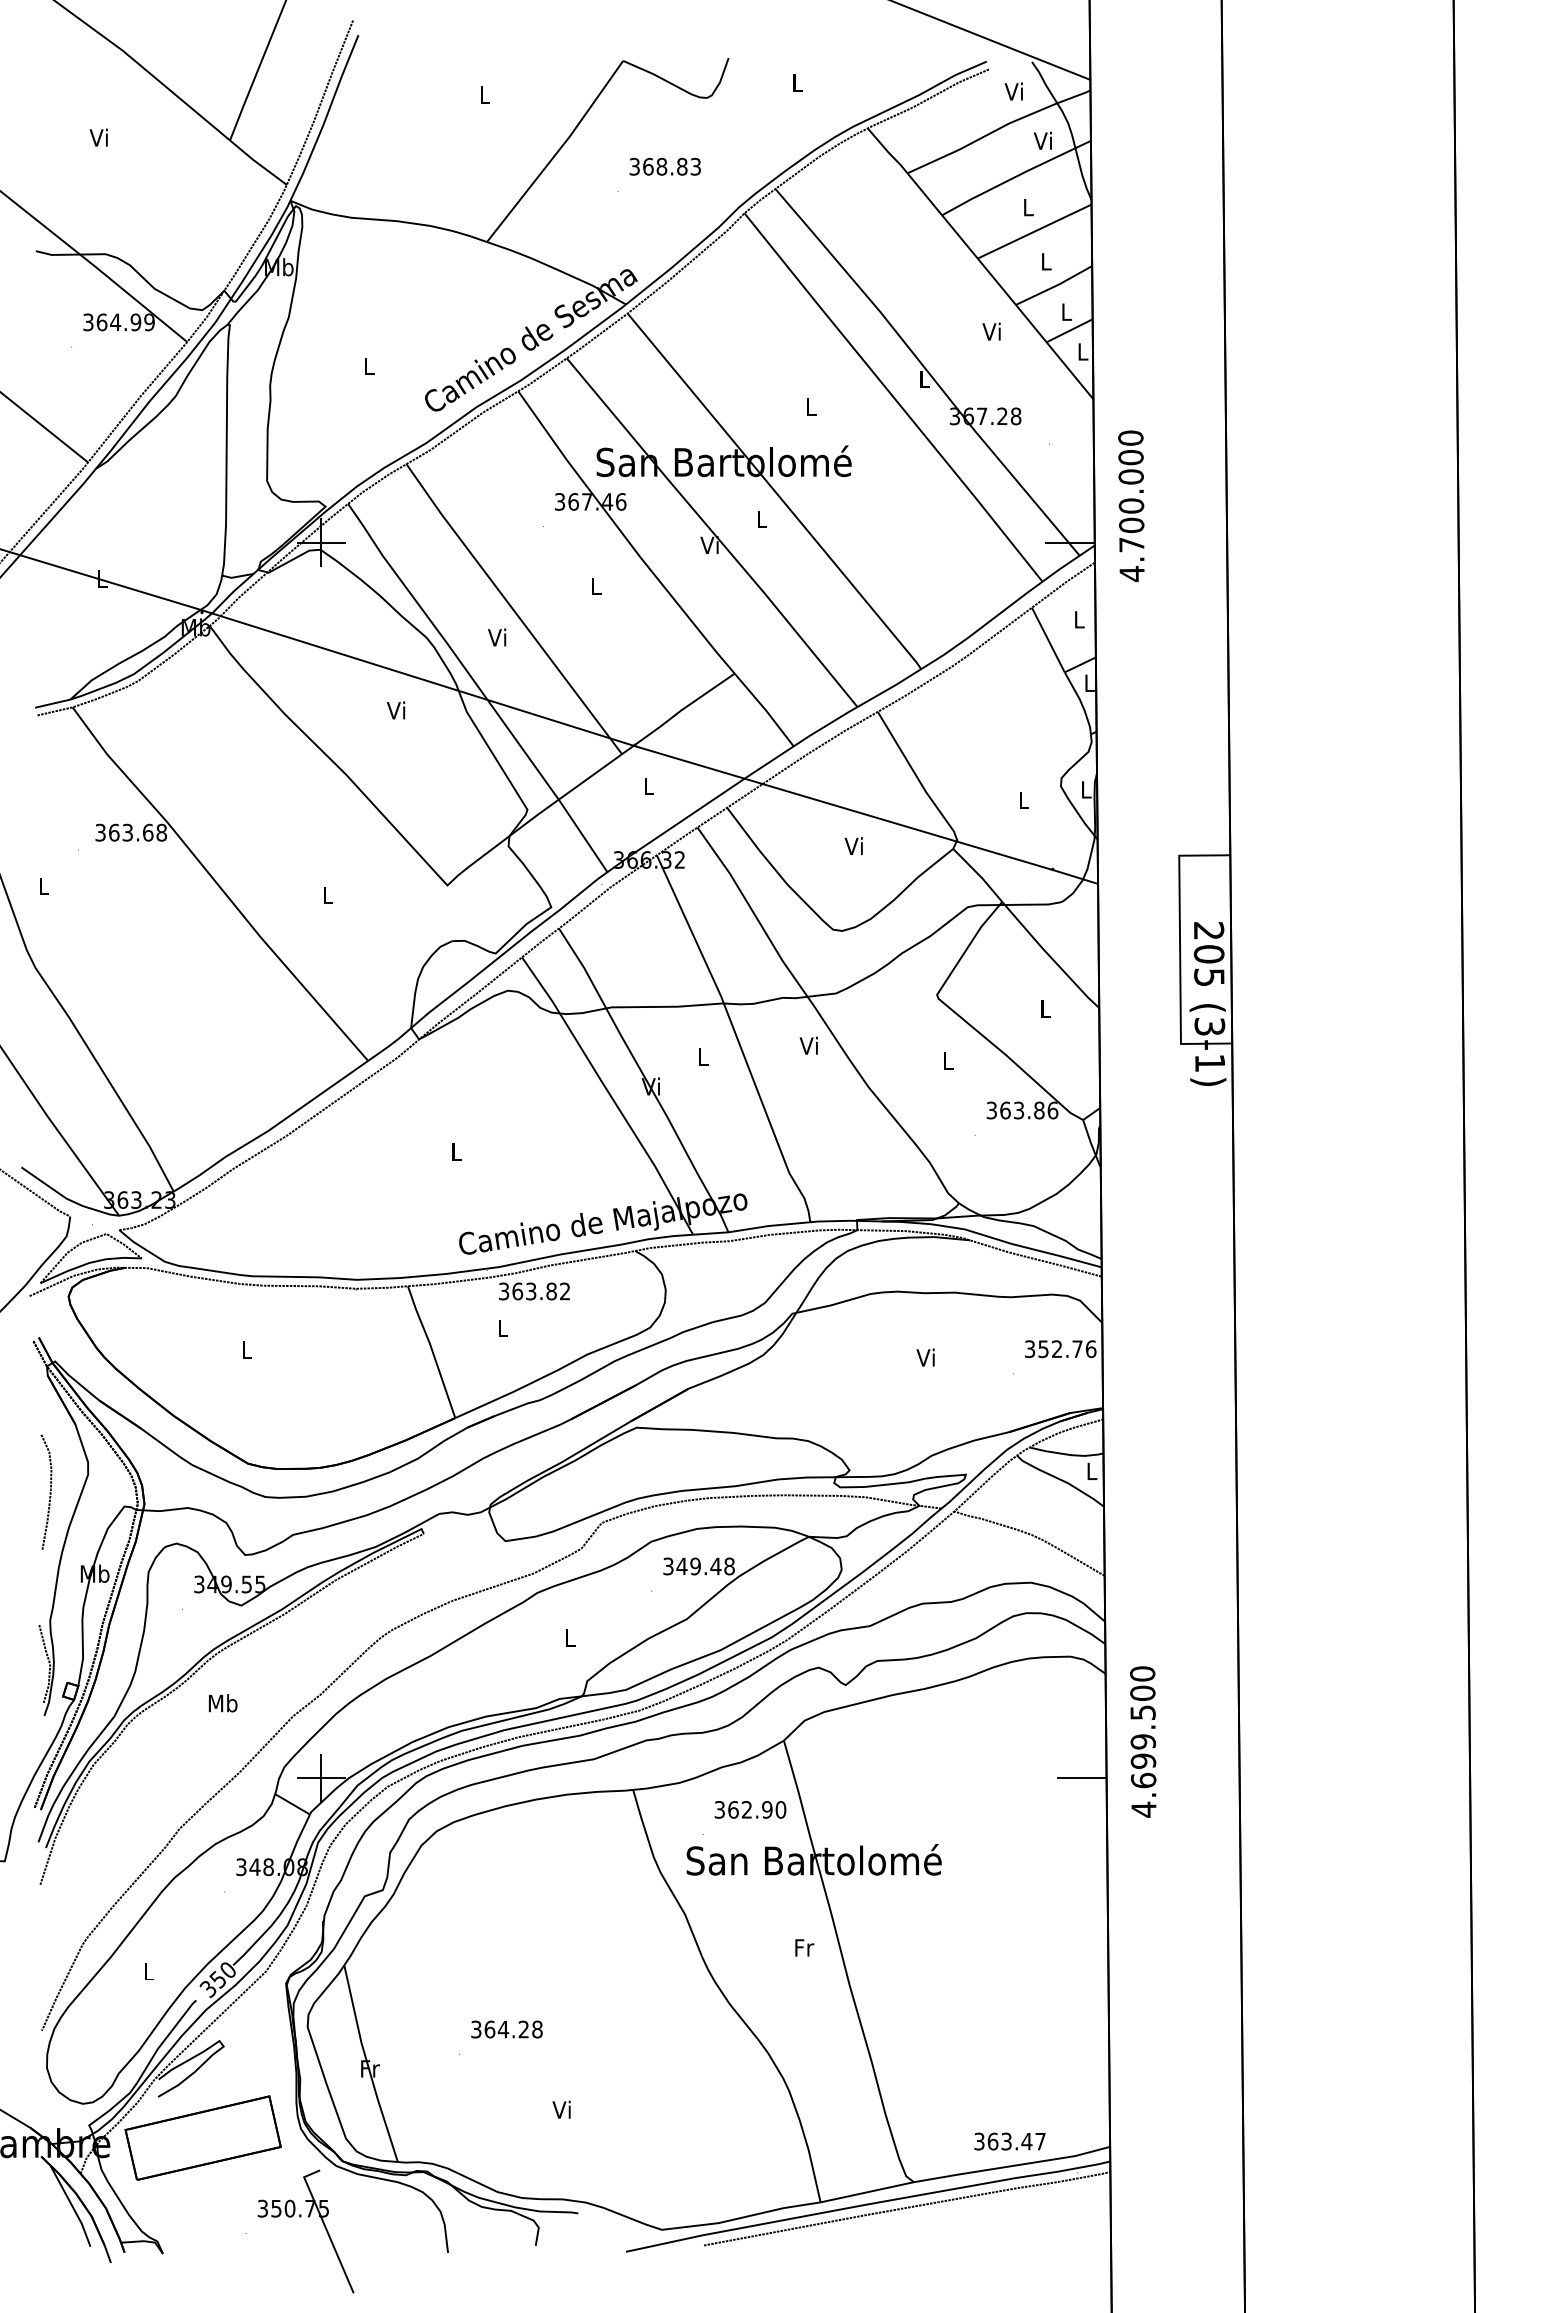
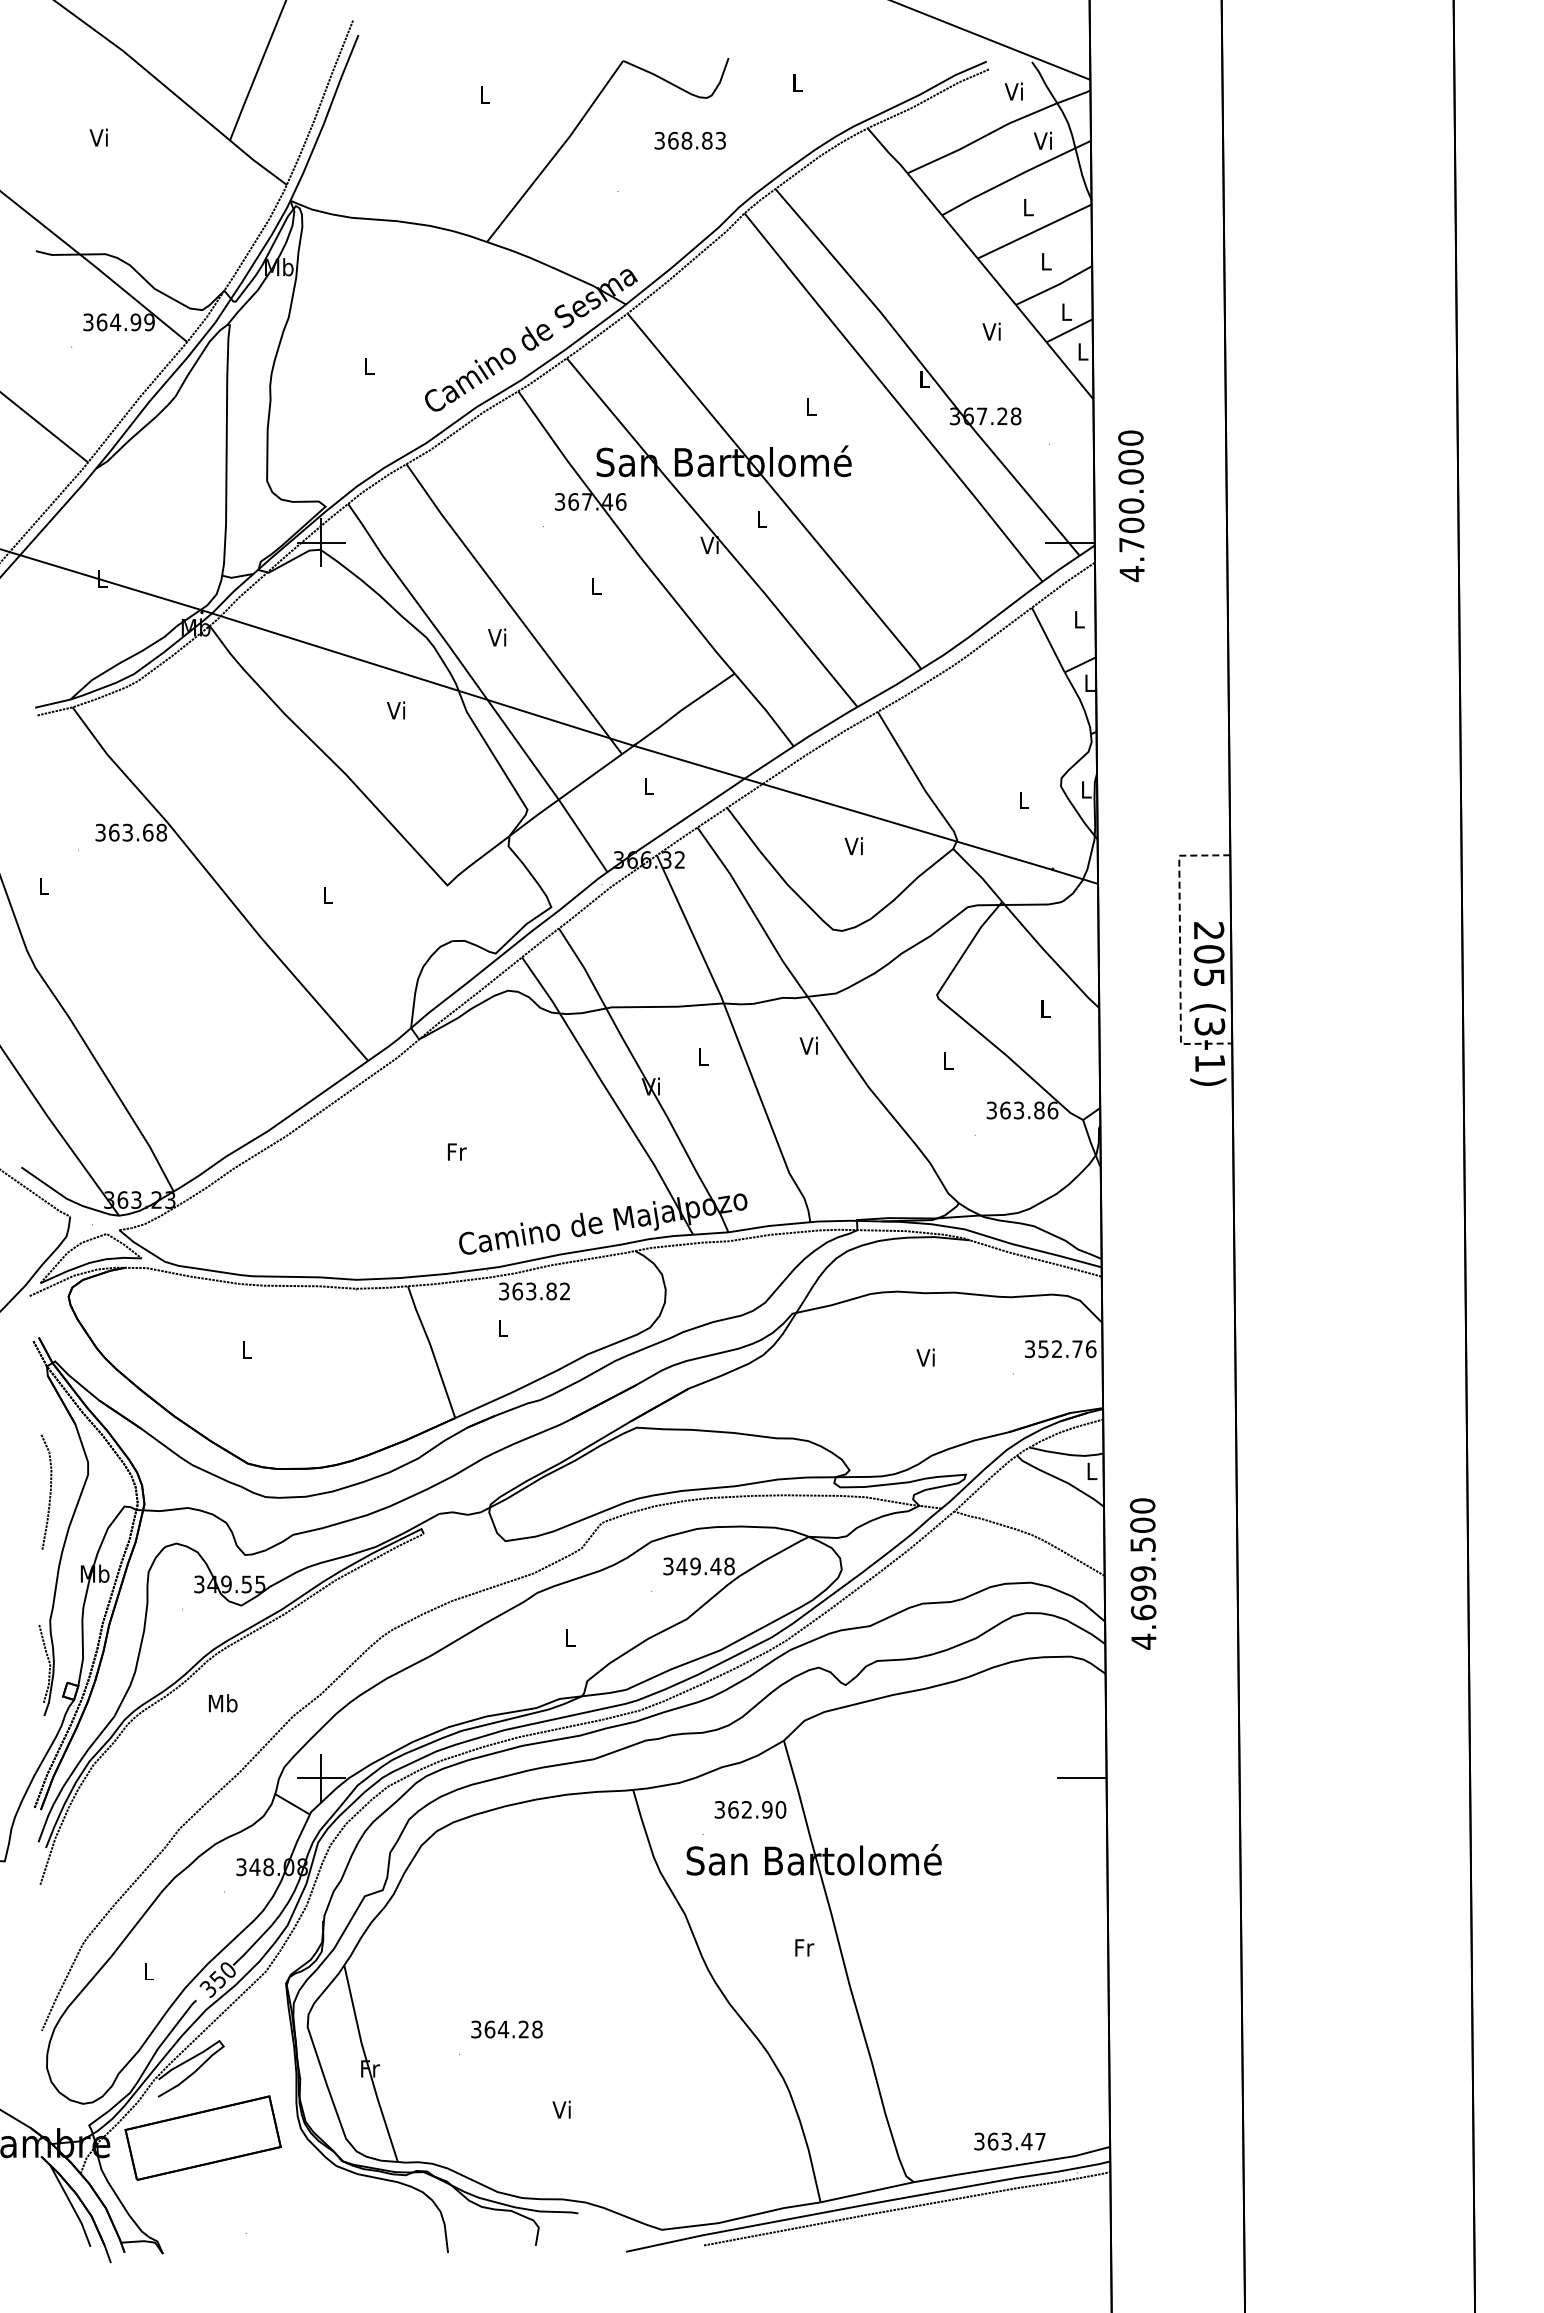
text position: (664, 166) -> (689, 140) (689, 140)
line: solid -> dashed (1180, 950)
text: L -> Fr (456, 1151)
text position: (1143, 1741) -> (1143, 1573) (1143, 1573)
part: present -> none (308, 2217)
